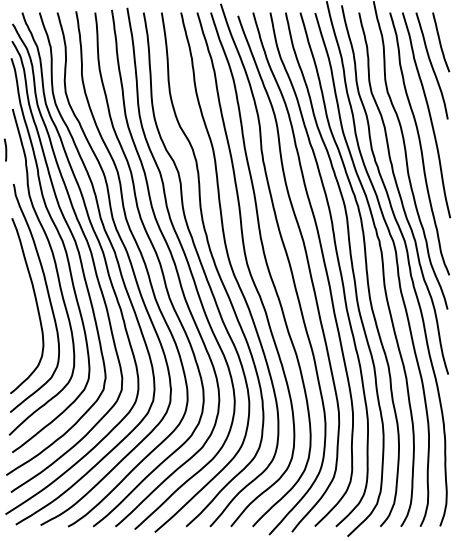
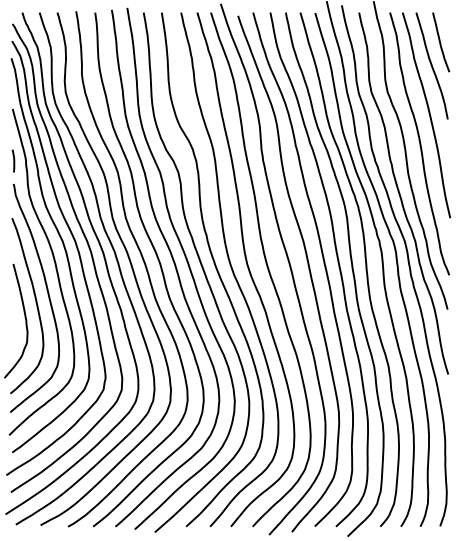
line position: (5, 149) -> (13, 160) (13, 160)
curve: none -> present (24, 317)
